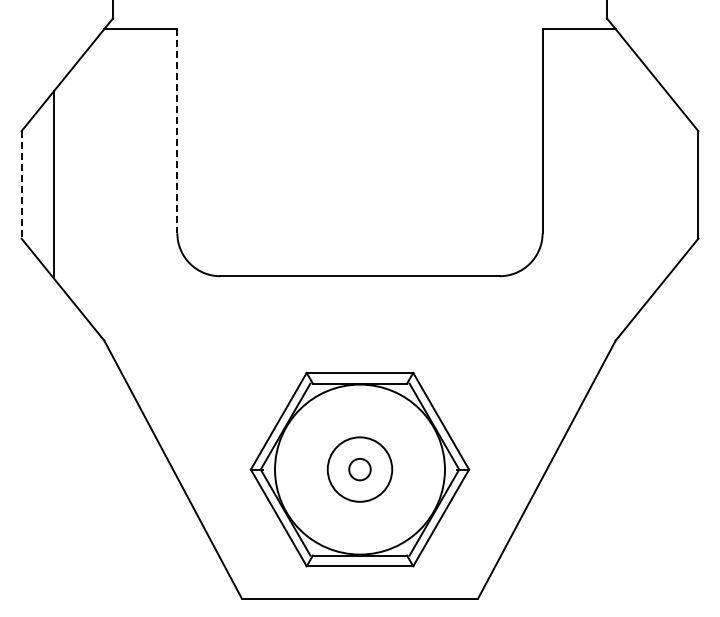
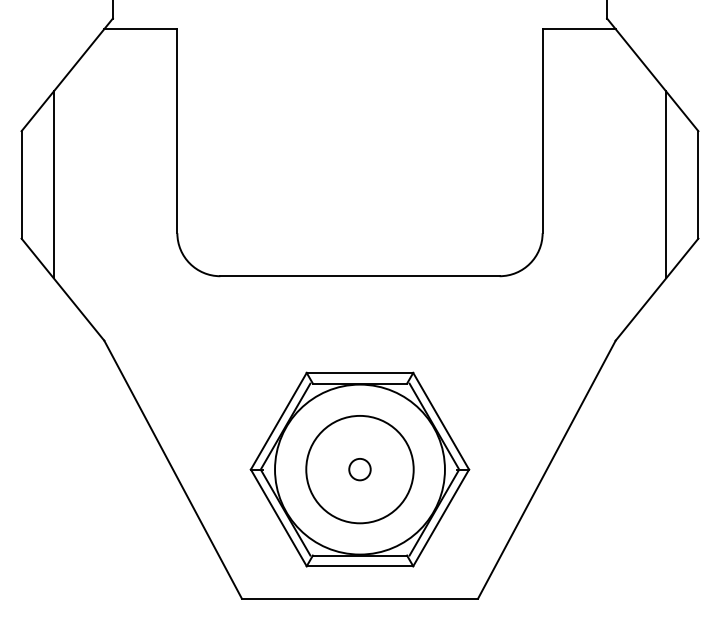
line: dashed -> solid (177, 131)
line: dashed -> solid (21, 184)
line: none -> present (666, 184)
circle diameter: 64 px -> 107 px (359, 469)
